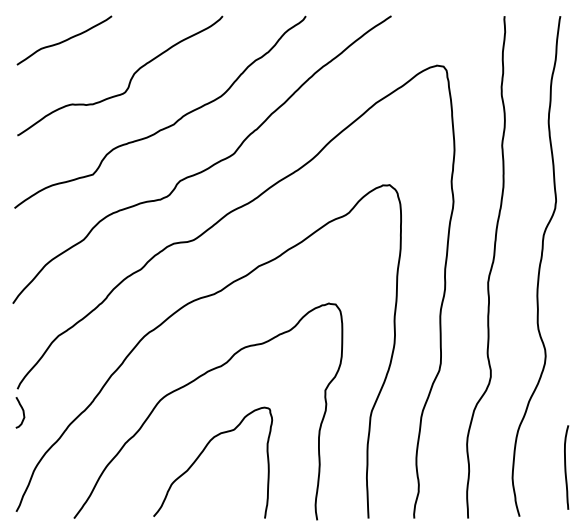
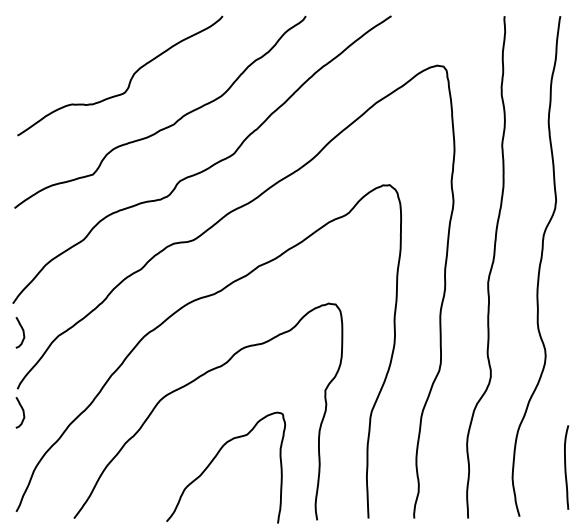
curve: present -> none (64, 40)
curve: none -> present (22, 332)
curve position: (202, 453) -> (215, 458) (215, 458)
